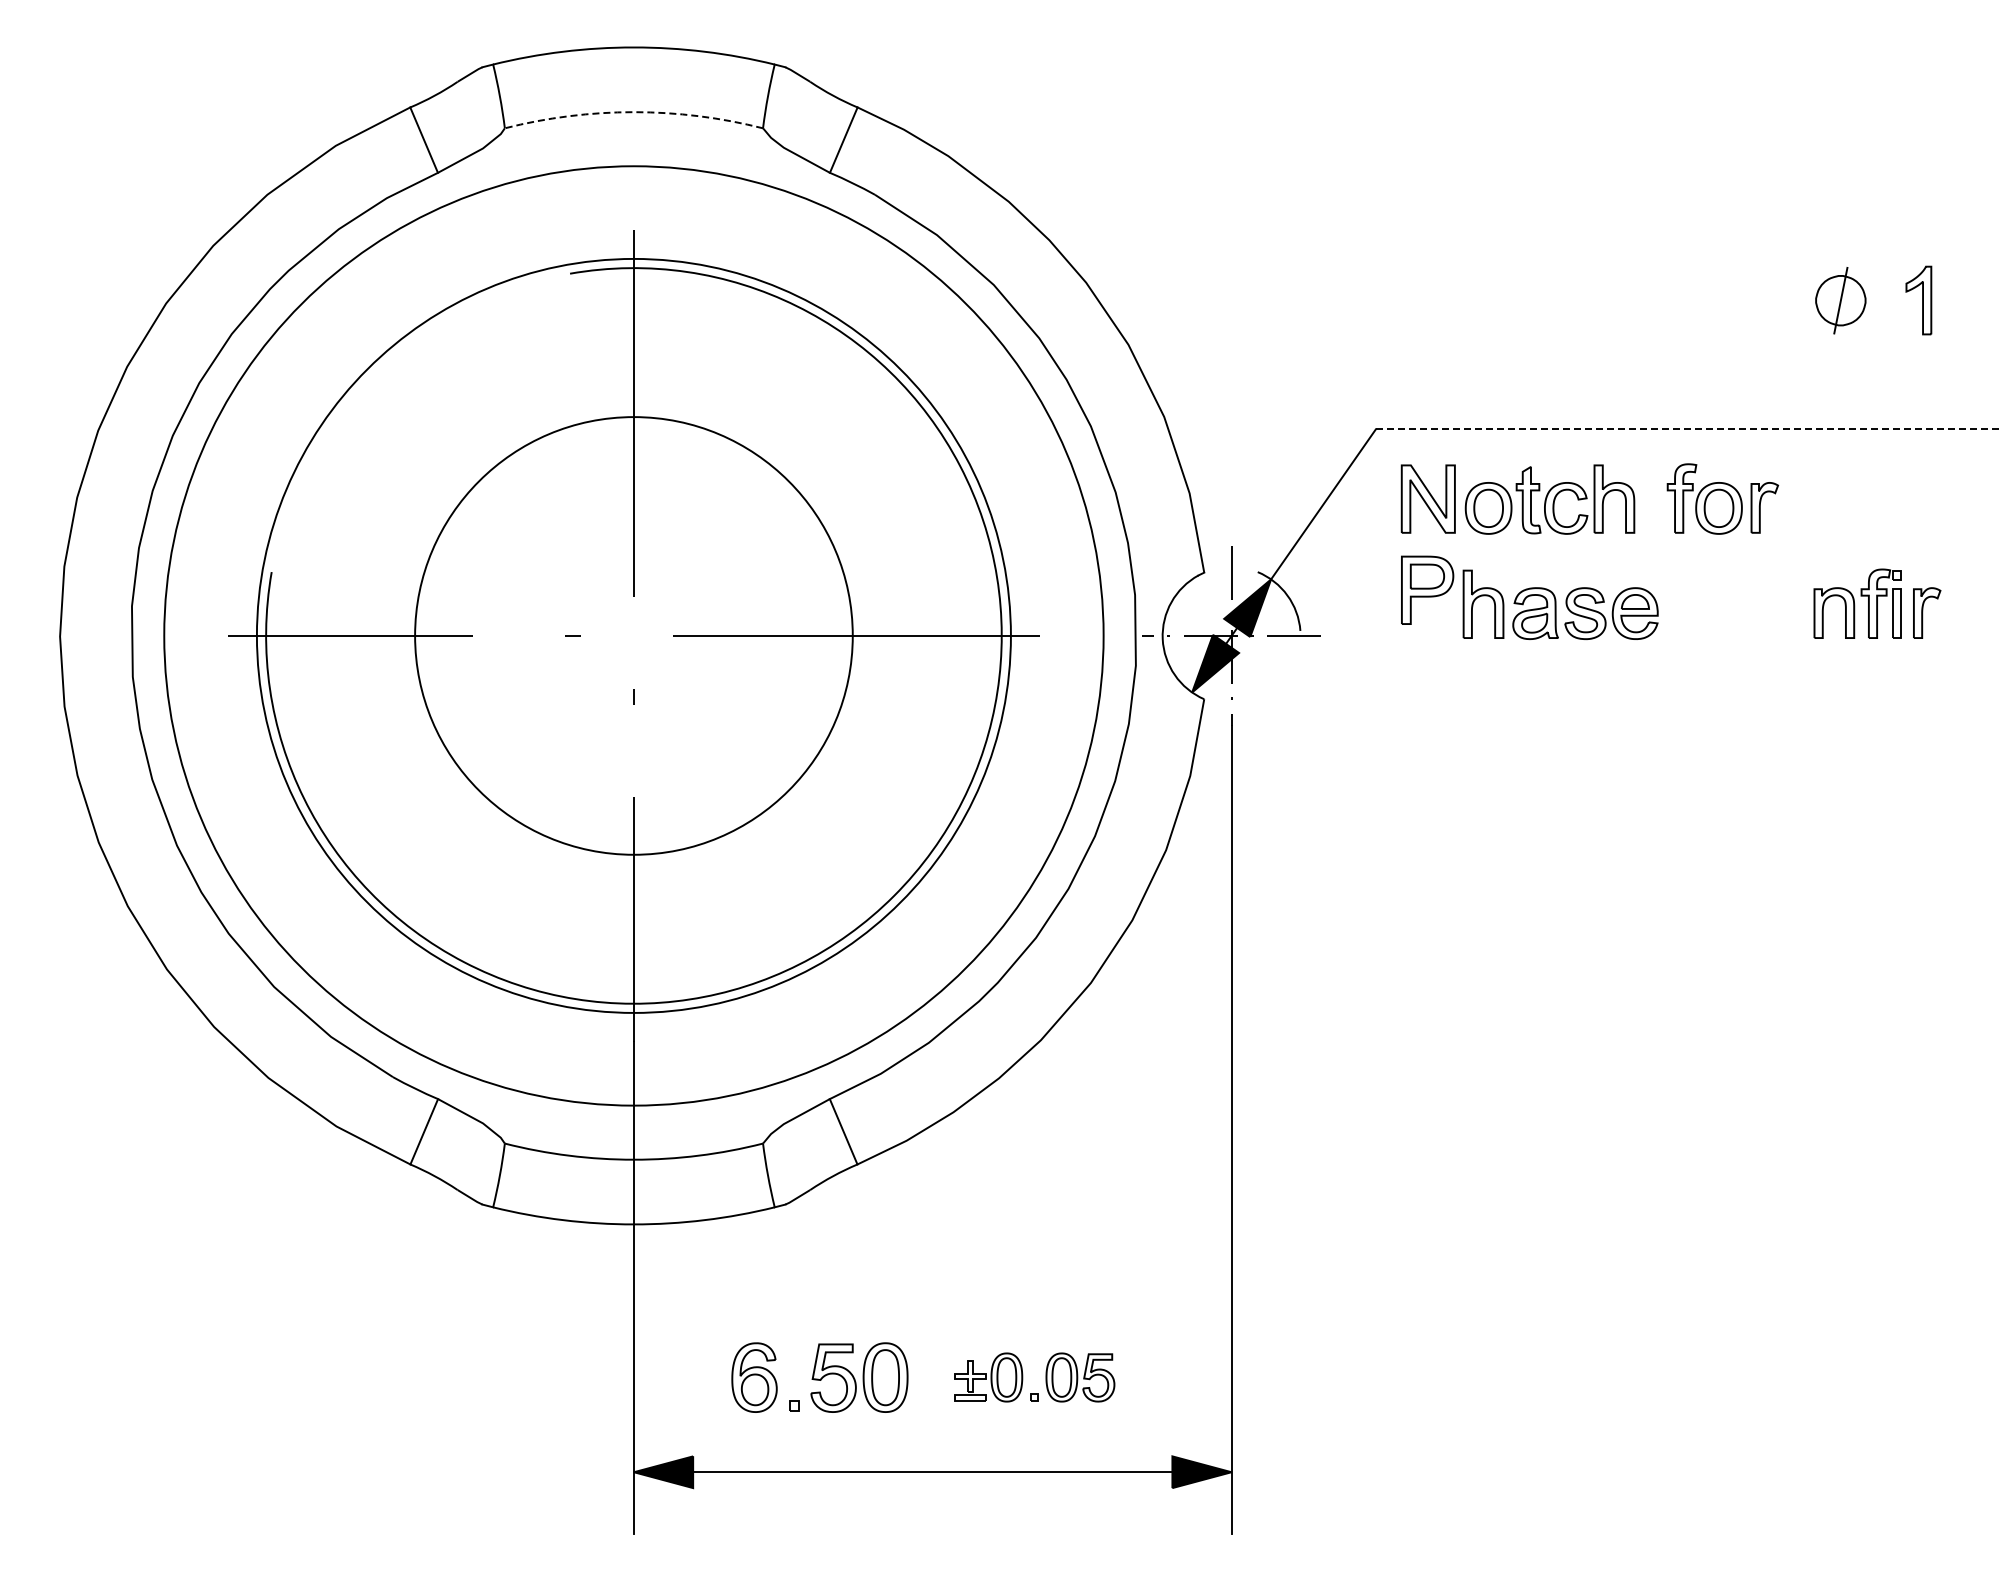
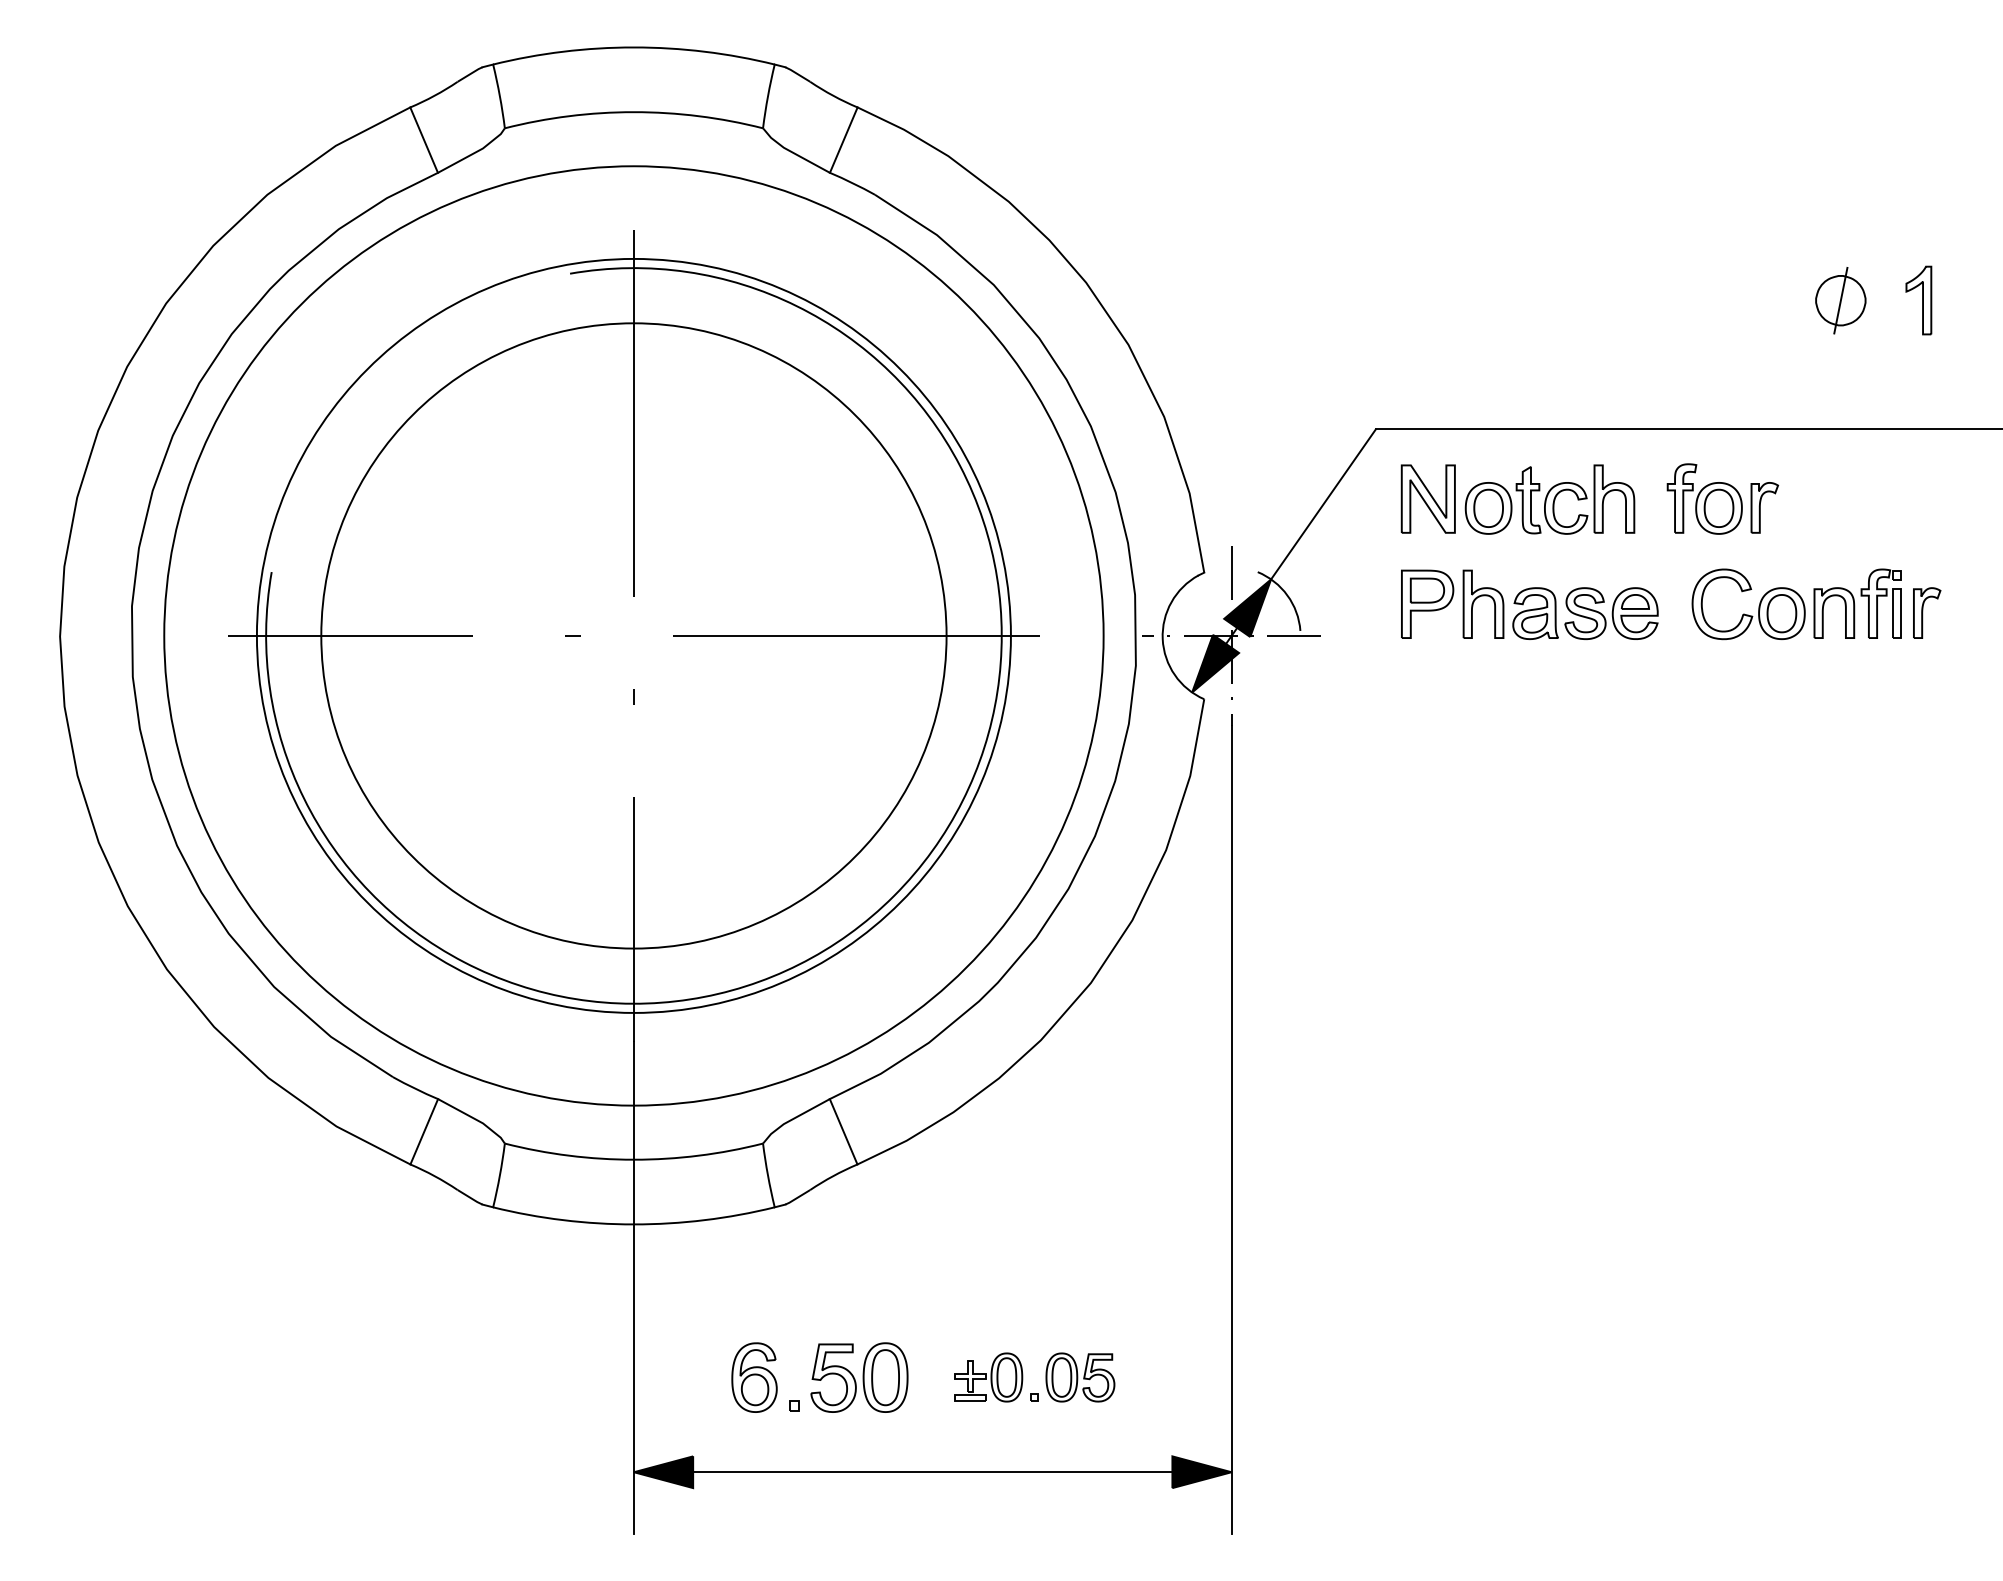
arc: dashed -> solid (633, 112)
line: dashed -> solid (1689, 429)
part position: (1427, 589) -> (1427, 603) (1427, 603)
part: none -> present (1744, 613)
circle diameter: 438 px -> 625 px (633, 635)
